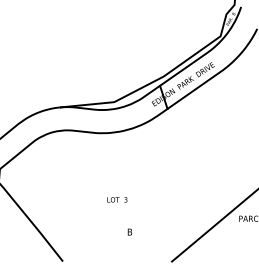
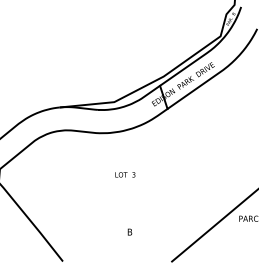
text position: (117, 199) -> (125, 174) (125, 174)
